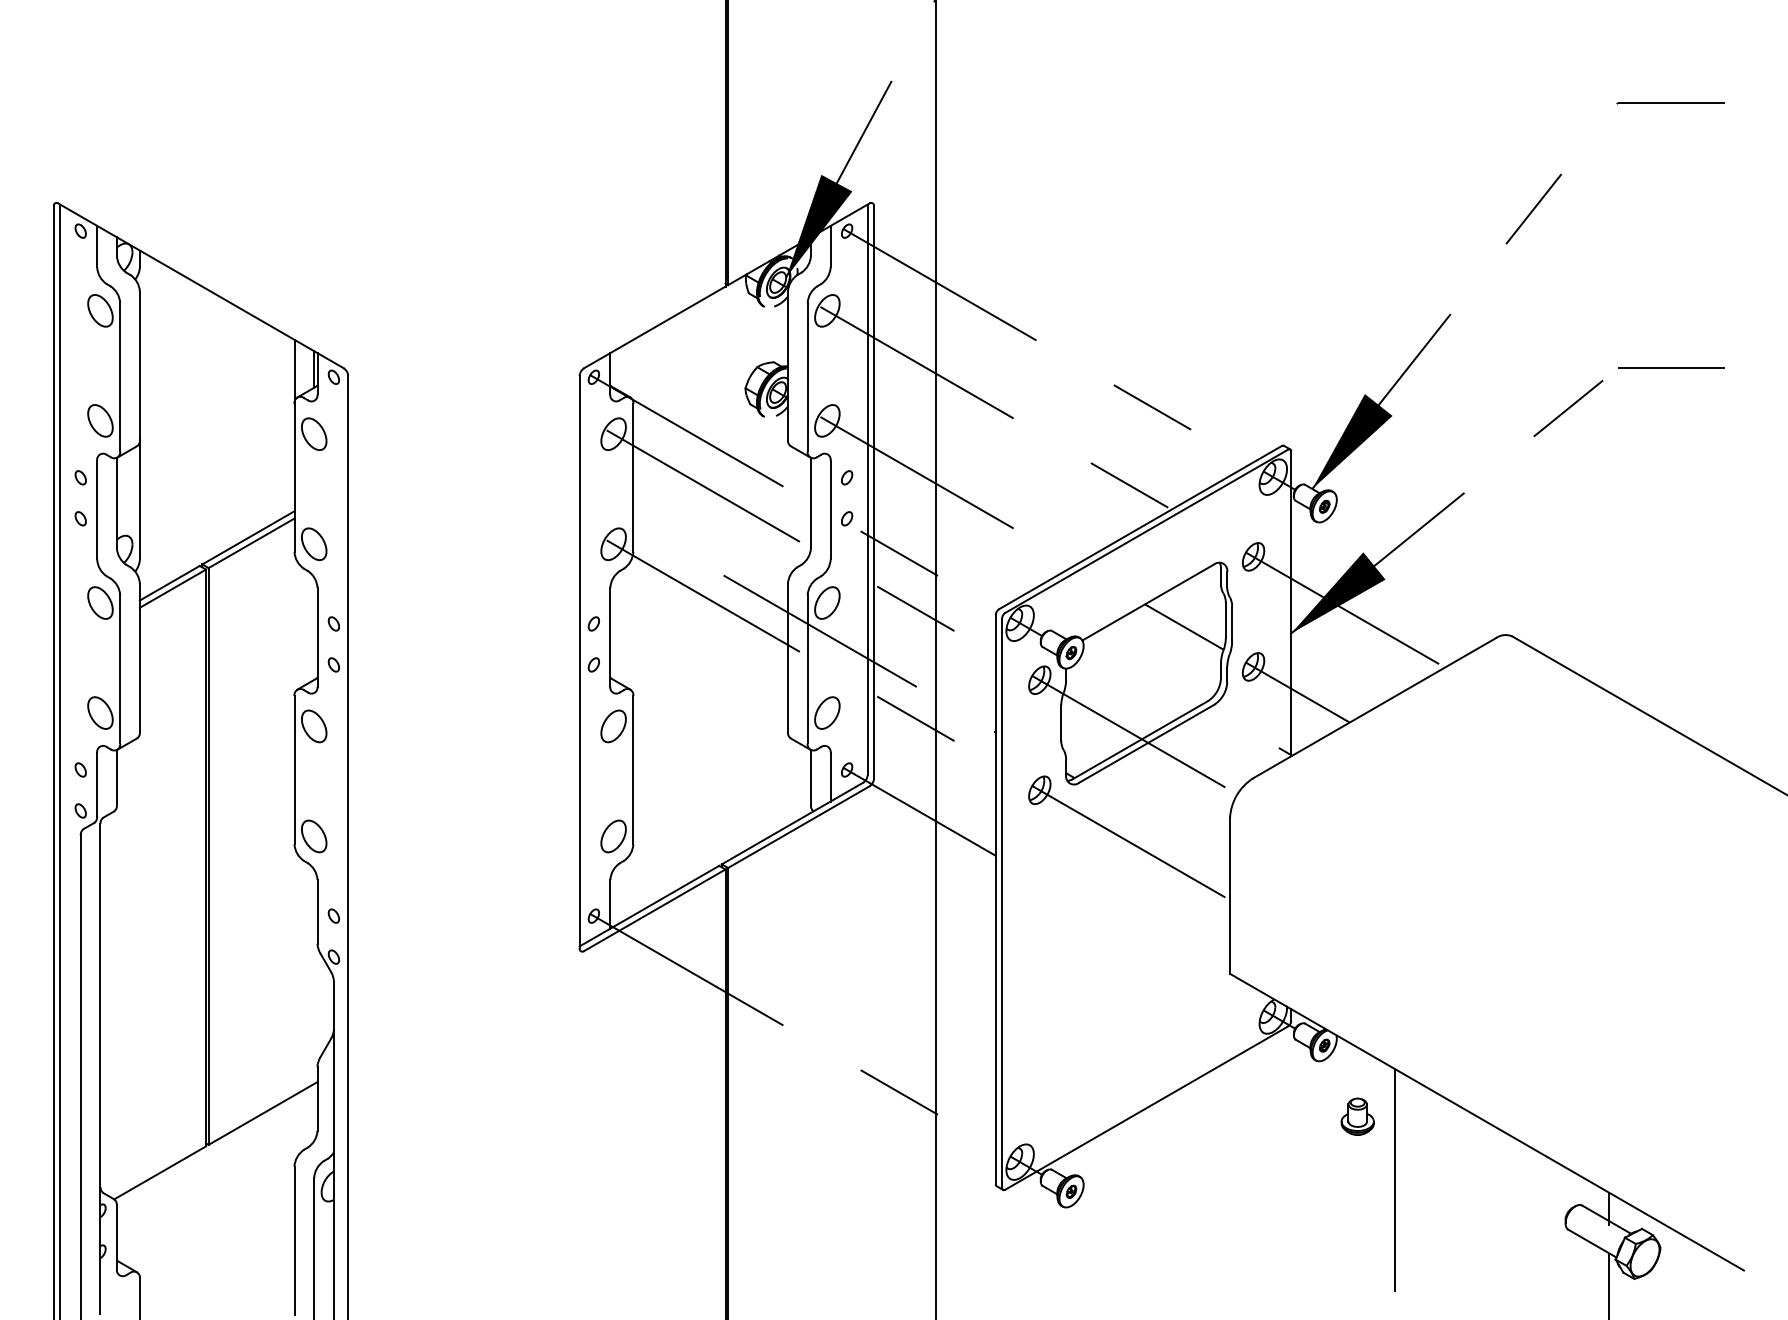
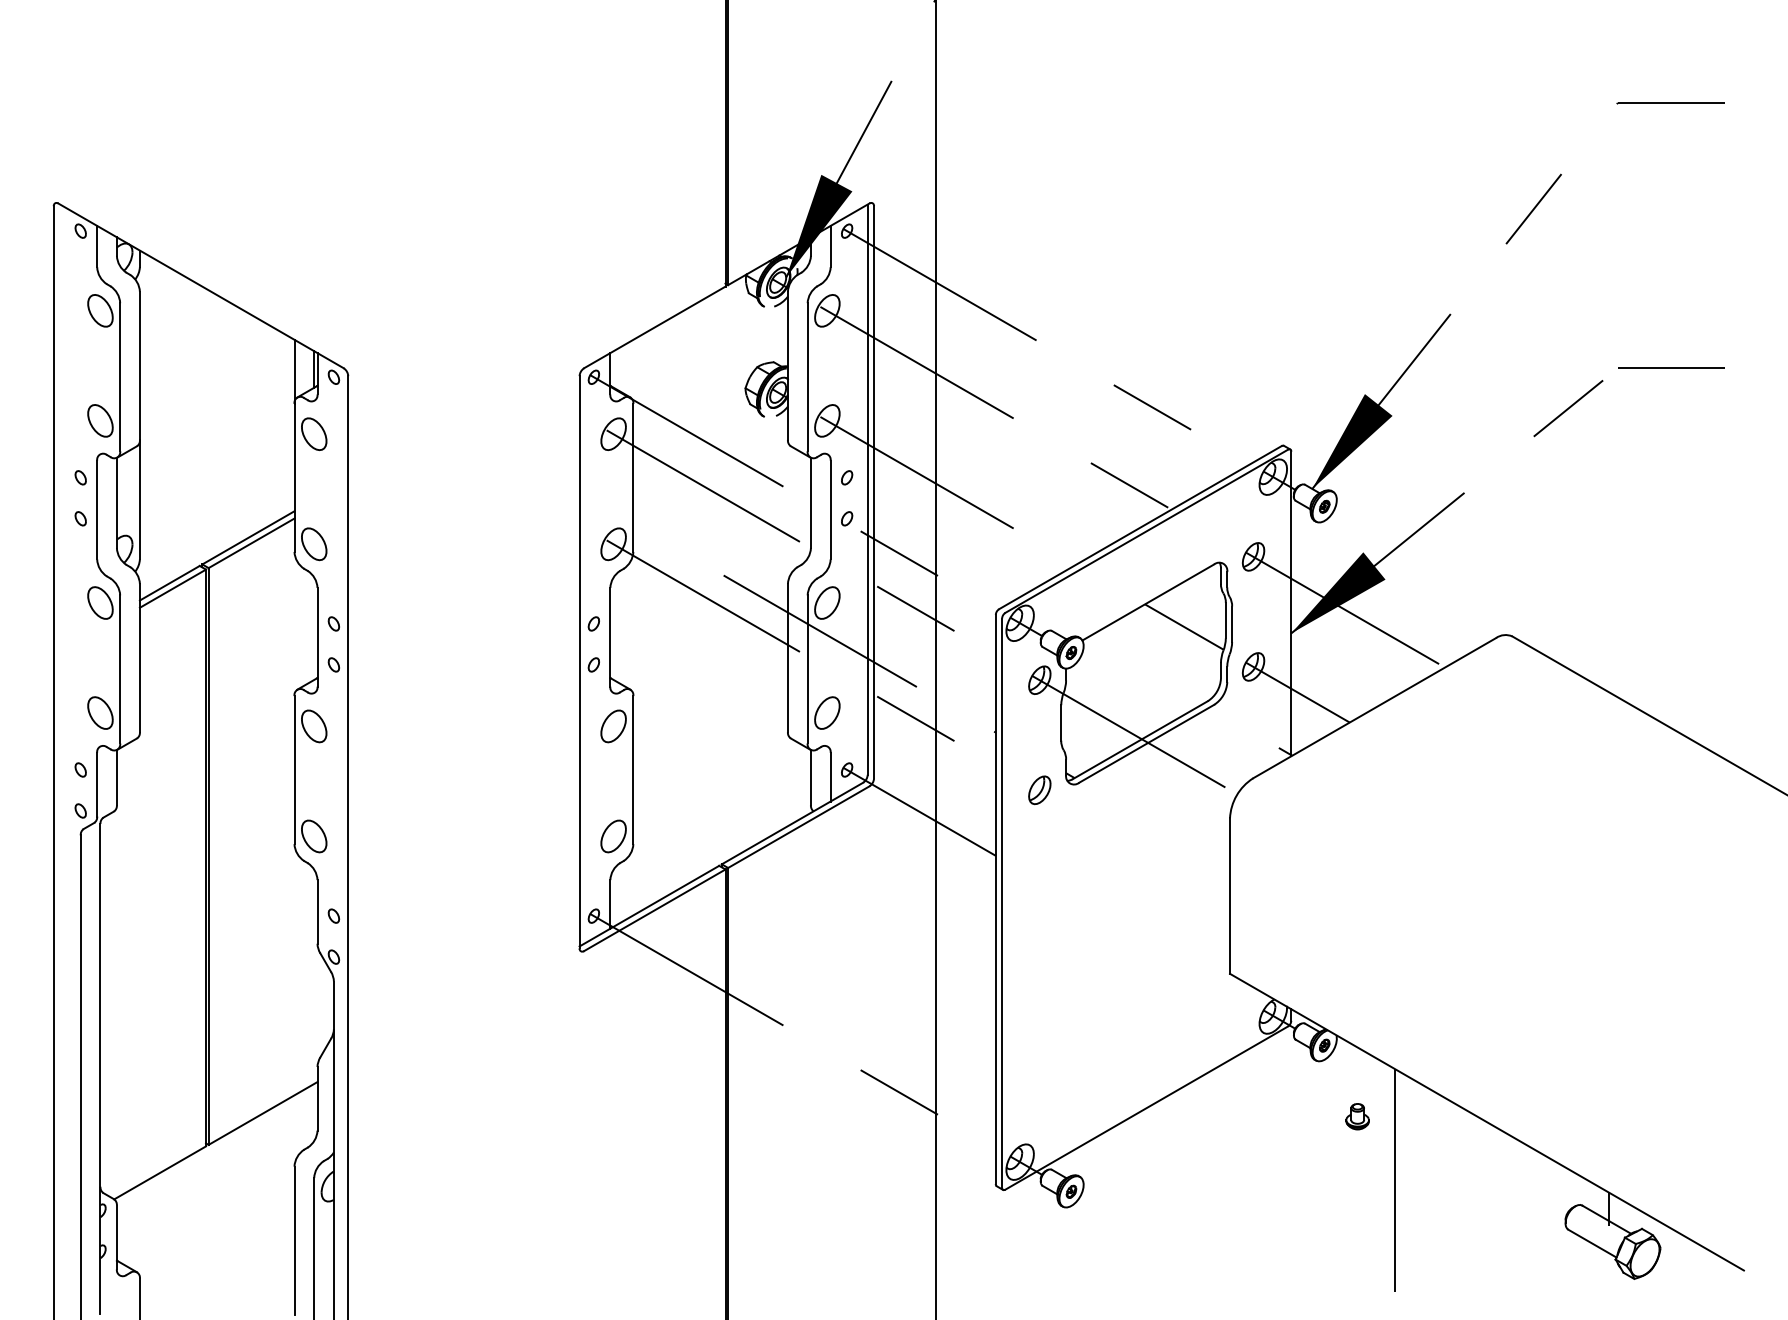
line: present -> none (60, 760)
line: present -> none (1131, 842)
part size: 35x39 px -> 25x28 px (1357, 1116)
line: present -> none (1608, 1284)
